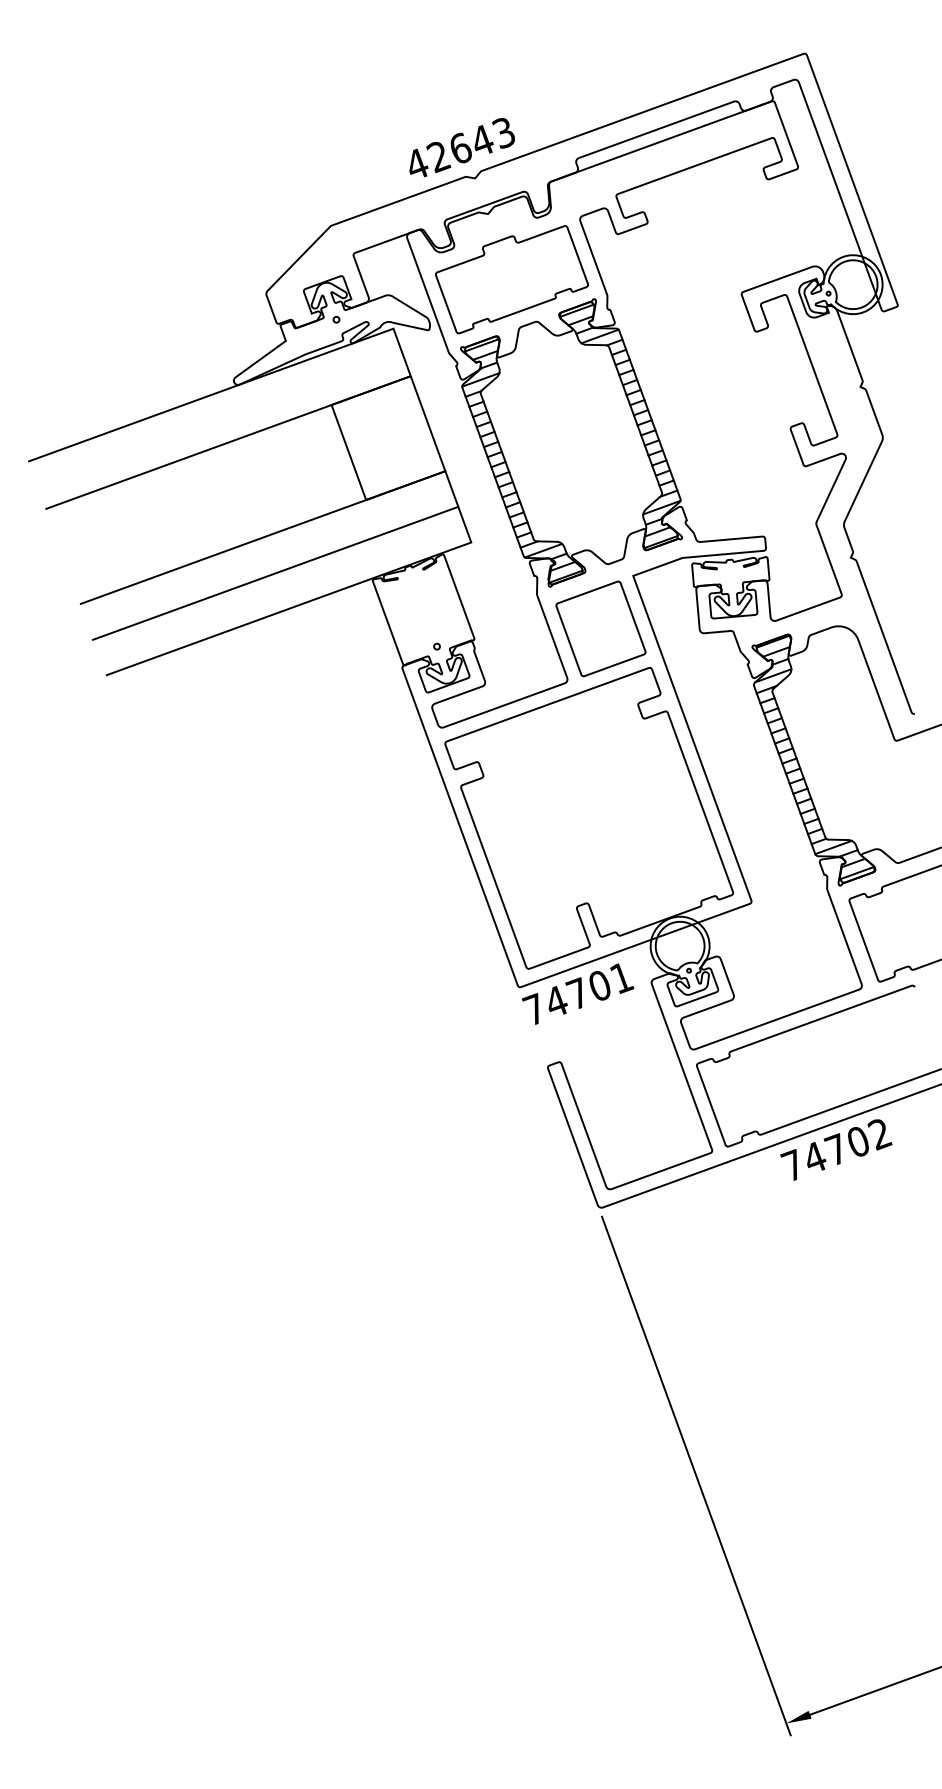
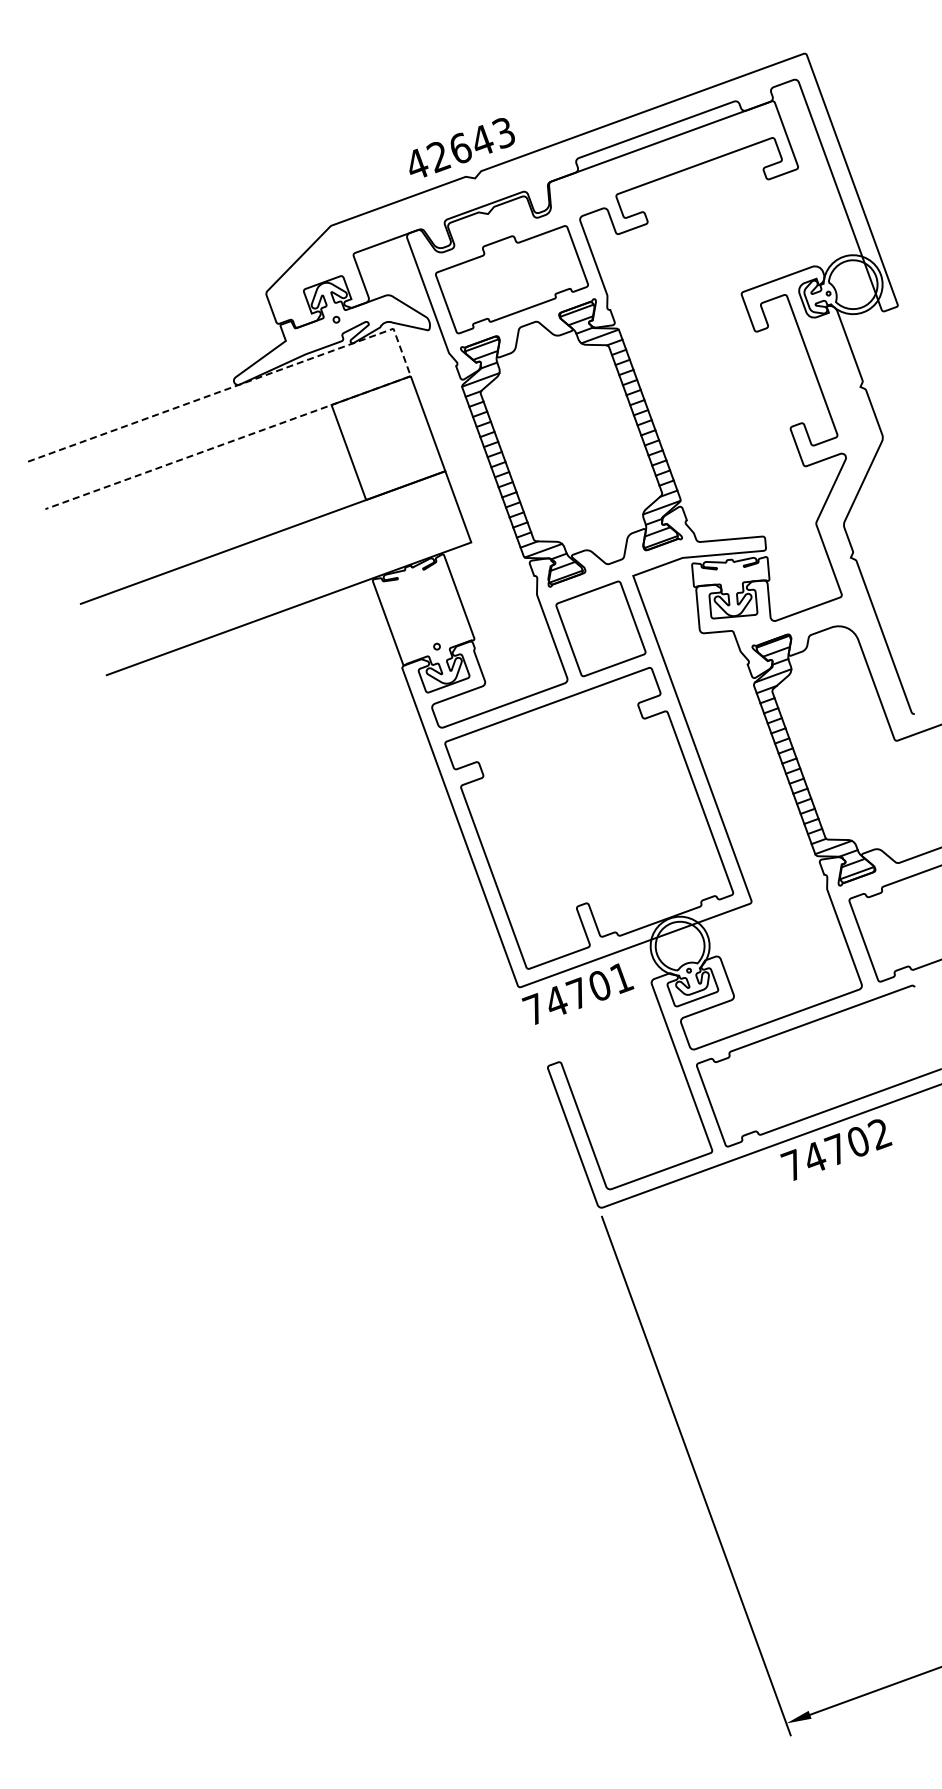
line: solid -> dashed (402, 352)
line: present -> none (275, 572)
